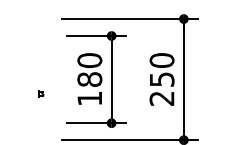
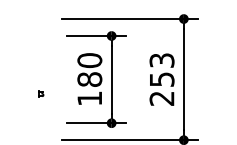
text: 250 -> 253 (161, 60)
